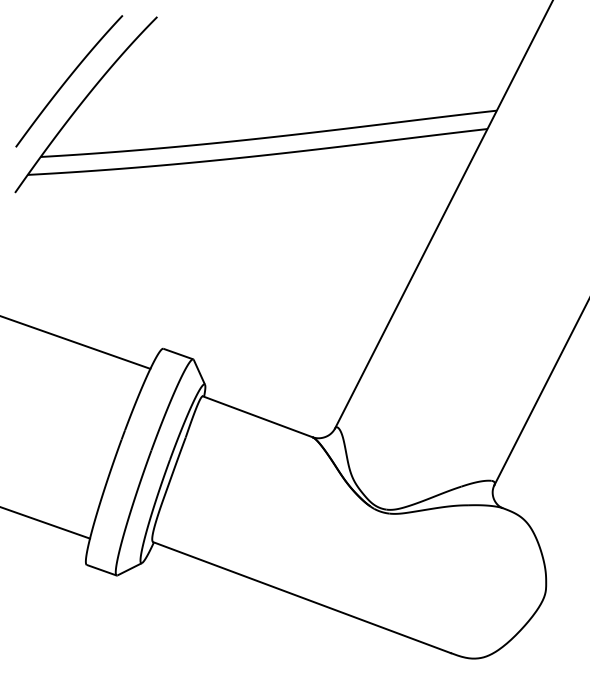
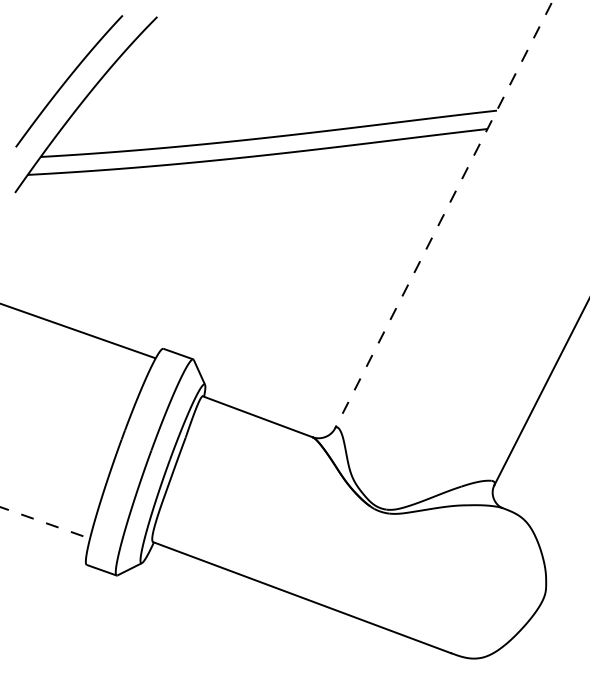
line: solid -> dashed (443, 214)
line position: (76, 342) -> (78, 330) (78, 330)
line: solid -> dashed (45, 522)
